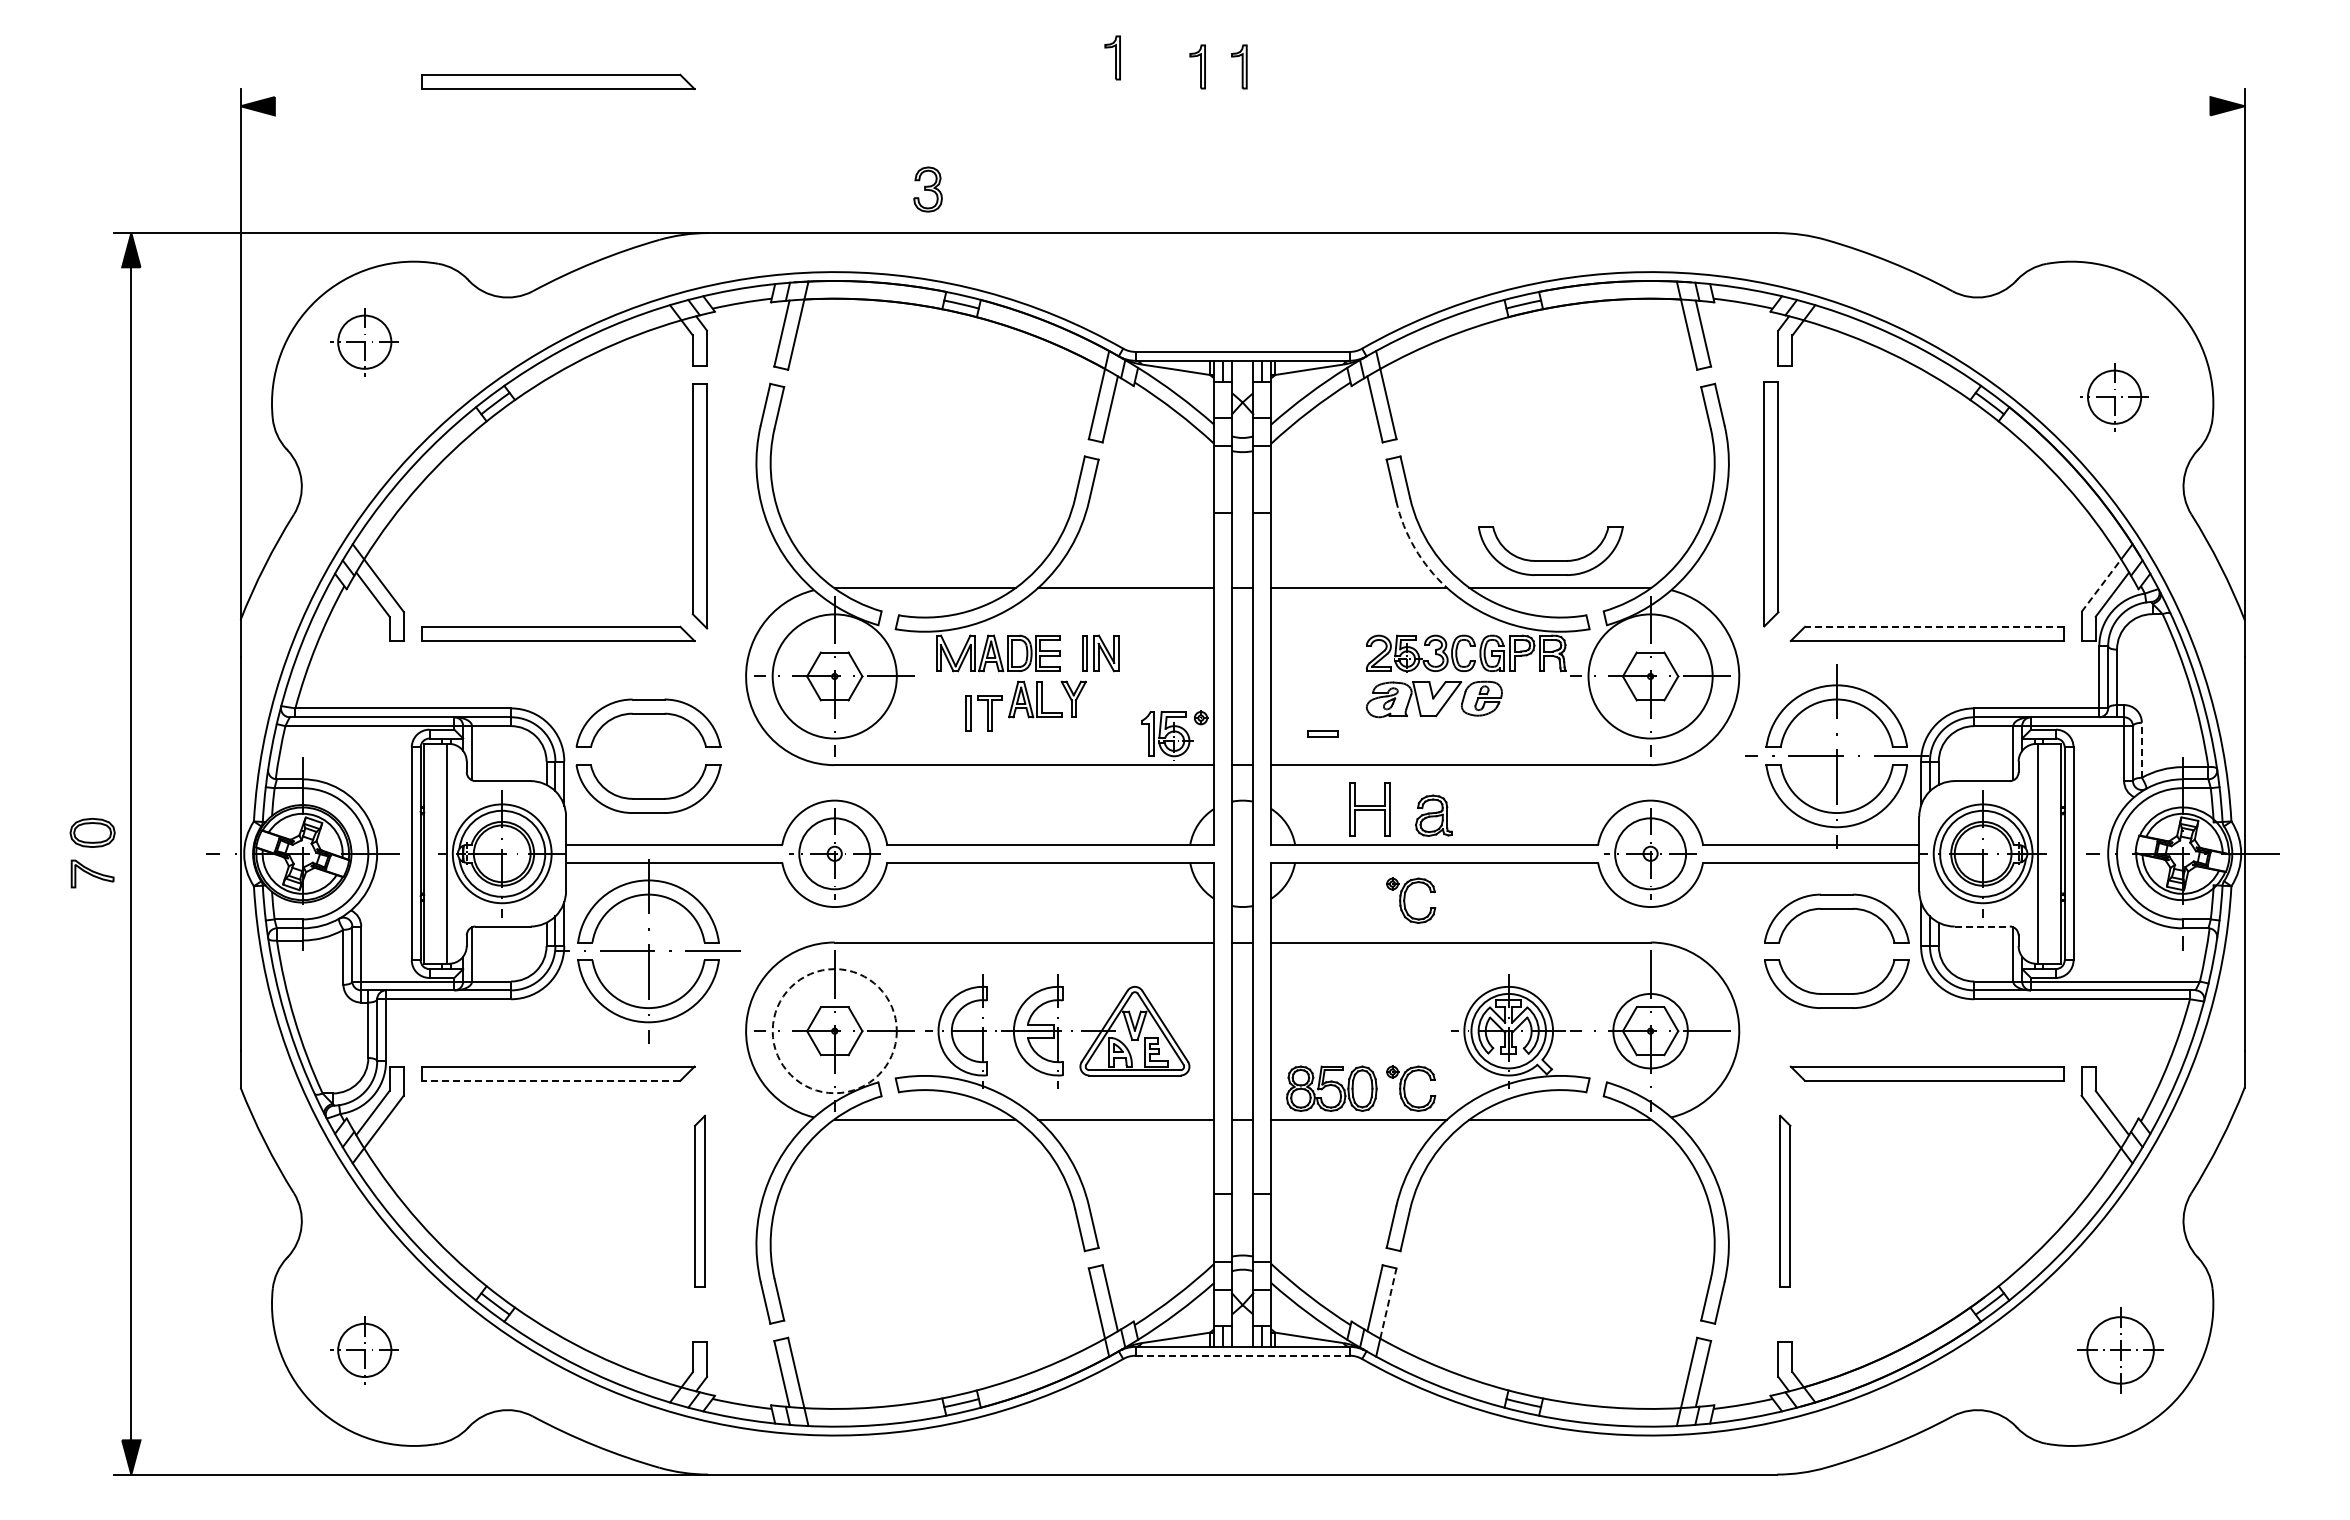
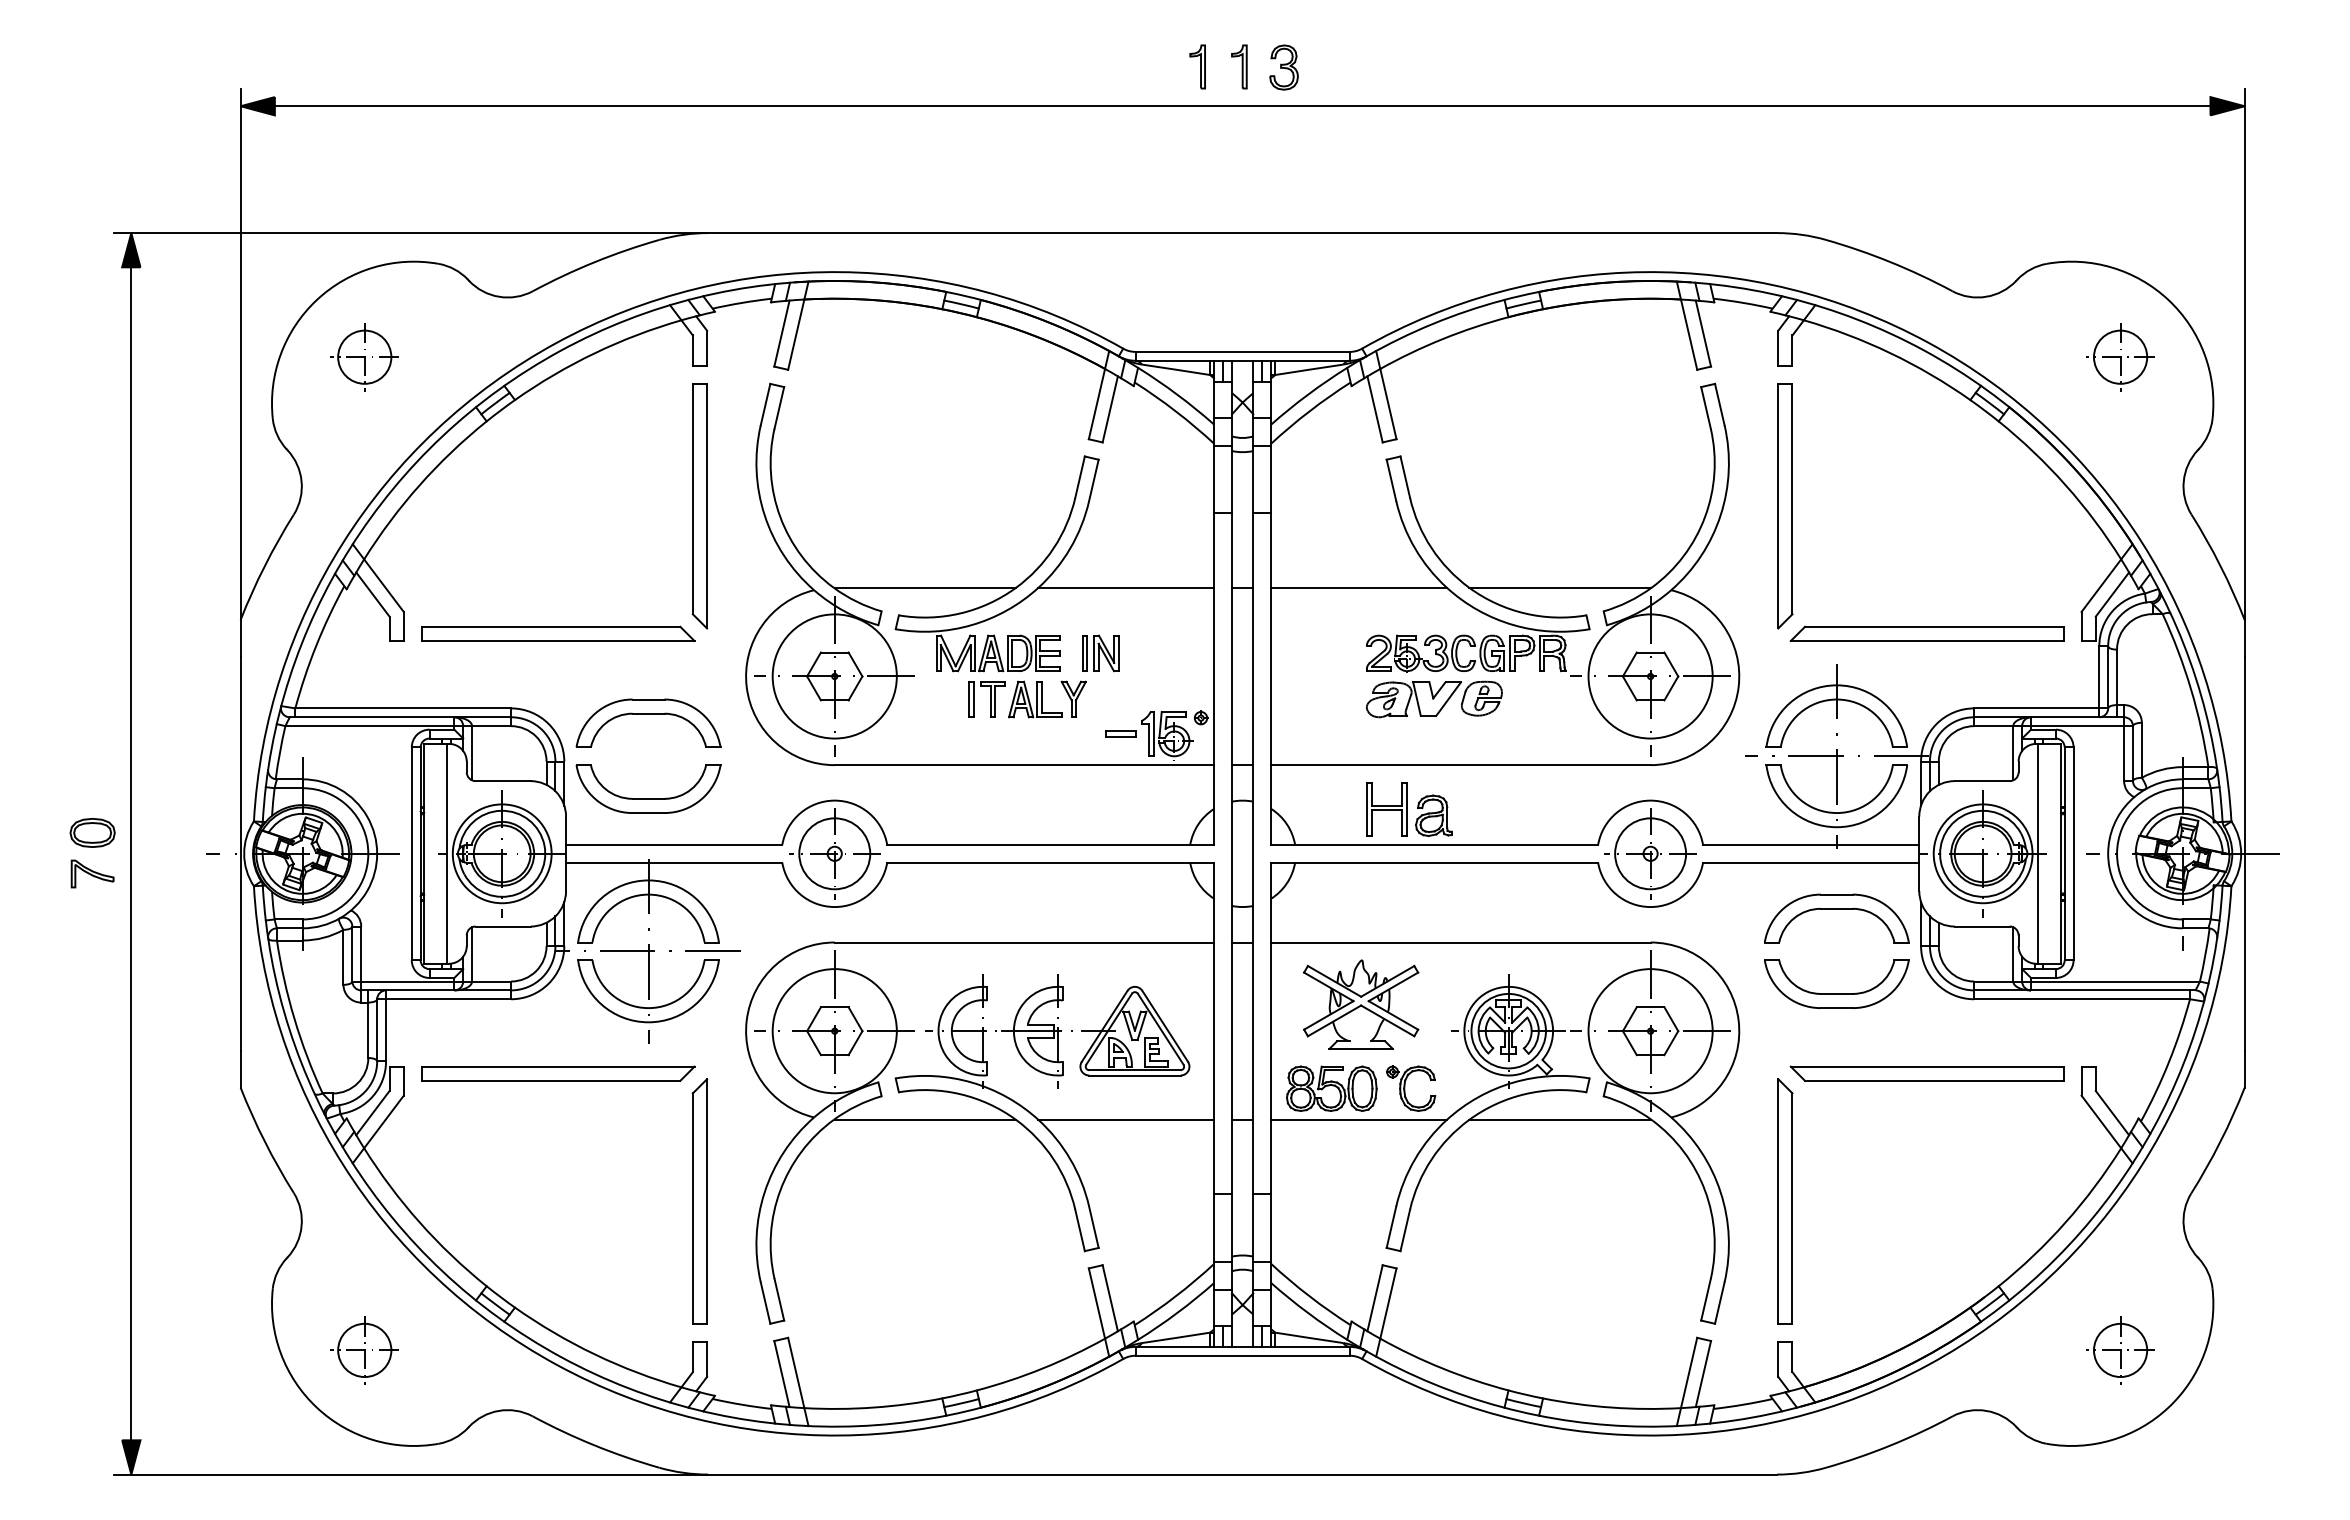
part: present -> none (1112, 57)
part: present -> none (558, 81)
line: none -> present (1242, 106)
part position: (927, 189) -> (1283, 67) (1283, 67)
part position: (364, 342) -> (364, 357) (364, 357)
part position: (2114, 397) -> (2120, 357) (2120, 357)
part position: (1771, 504) -> (1785, 506) (1785, 506)
arc: dashed -> solid (1415, 548)
part: present -> none (1550, 560)
line: dashed -> solid (2101, 585)
line: dashed -> solid (1933, 626)
part position: (983, 713) -> (986, 699) (986, 699)
part position: (1322, 733) -> (1120, 733) (1120, 733)
line: dashed -> solid (2141, 750)
part position: (1369, 809) -> (1386, 809) (1386, 809)
part: present -> none (1411, 900)
line: dashed -> solid (1982, 926)
part: none -> present (1361, 1004)
circle diameter: 74 px -> 124 px (1650, 1031)
circle: dashed -> solid (834, 1031)
line: dashed -> solid (550, 1080)
part size: 12x174 px -> 18x247 px (699, 1201)
part size: 13x174 px -> 17x247 px (1785, 1201)
line: dashed -> solid (1388, 1303)
part size: 87x87 px -> 69x69 px (2120, 1350)
line: dashed -> solid (1243, 1355)
